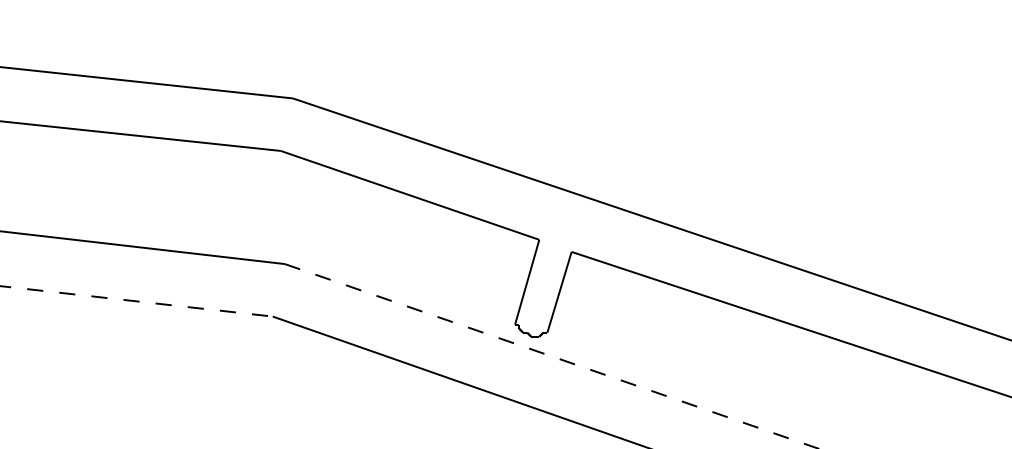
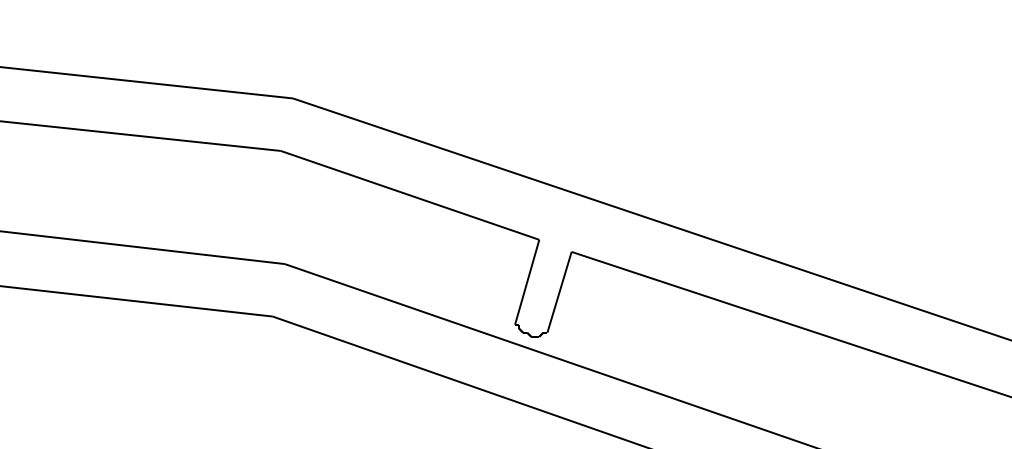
line: dashed -> solid (136, 301)
line: dashed -> solid (552, 356)
